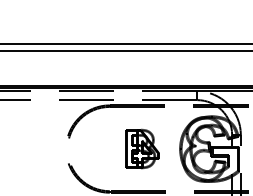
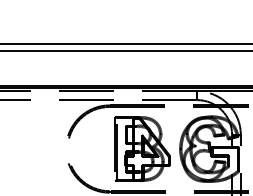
part size: 35x42 px -> 57x66 px (142, 148)
